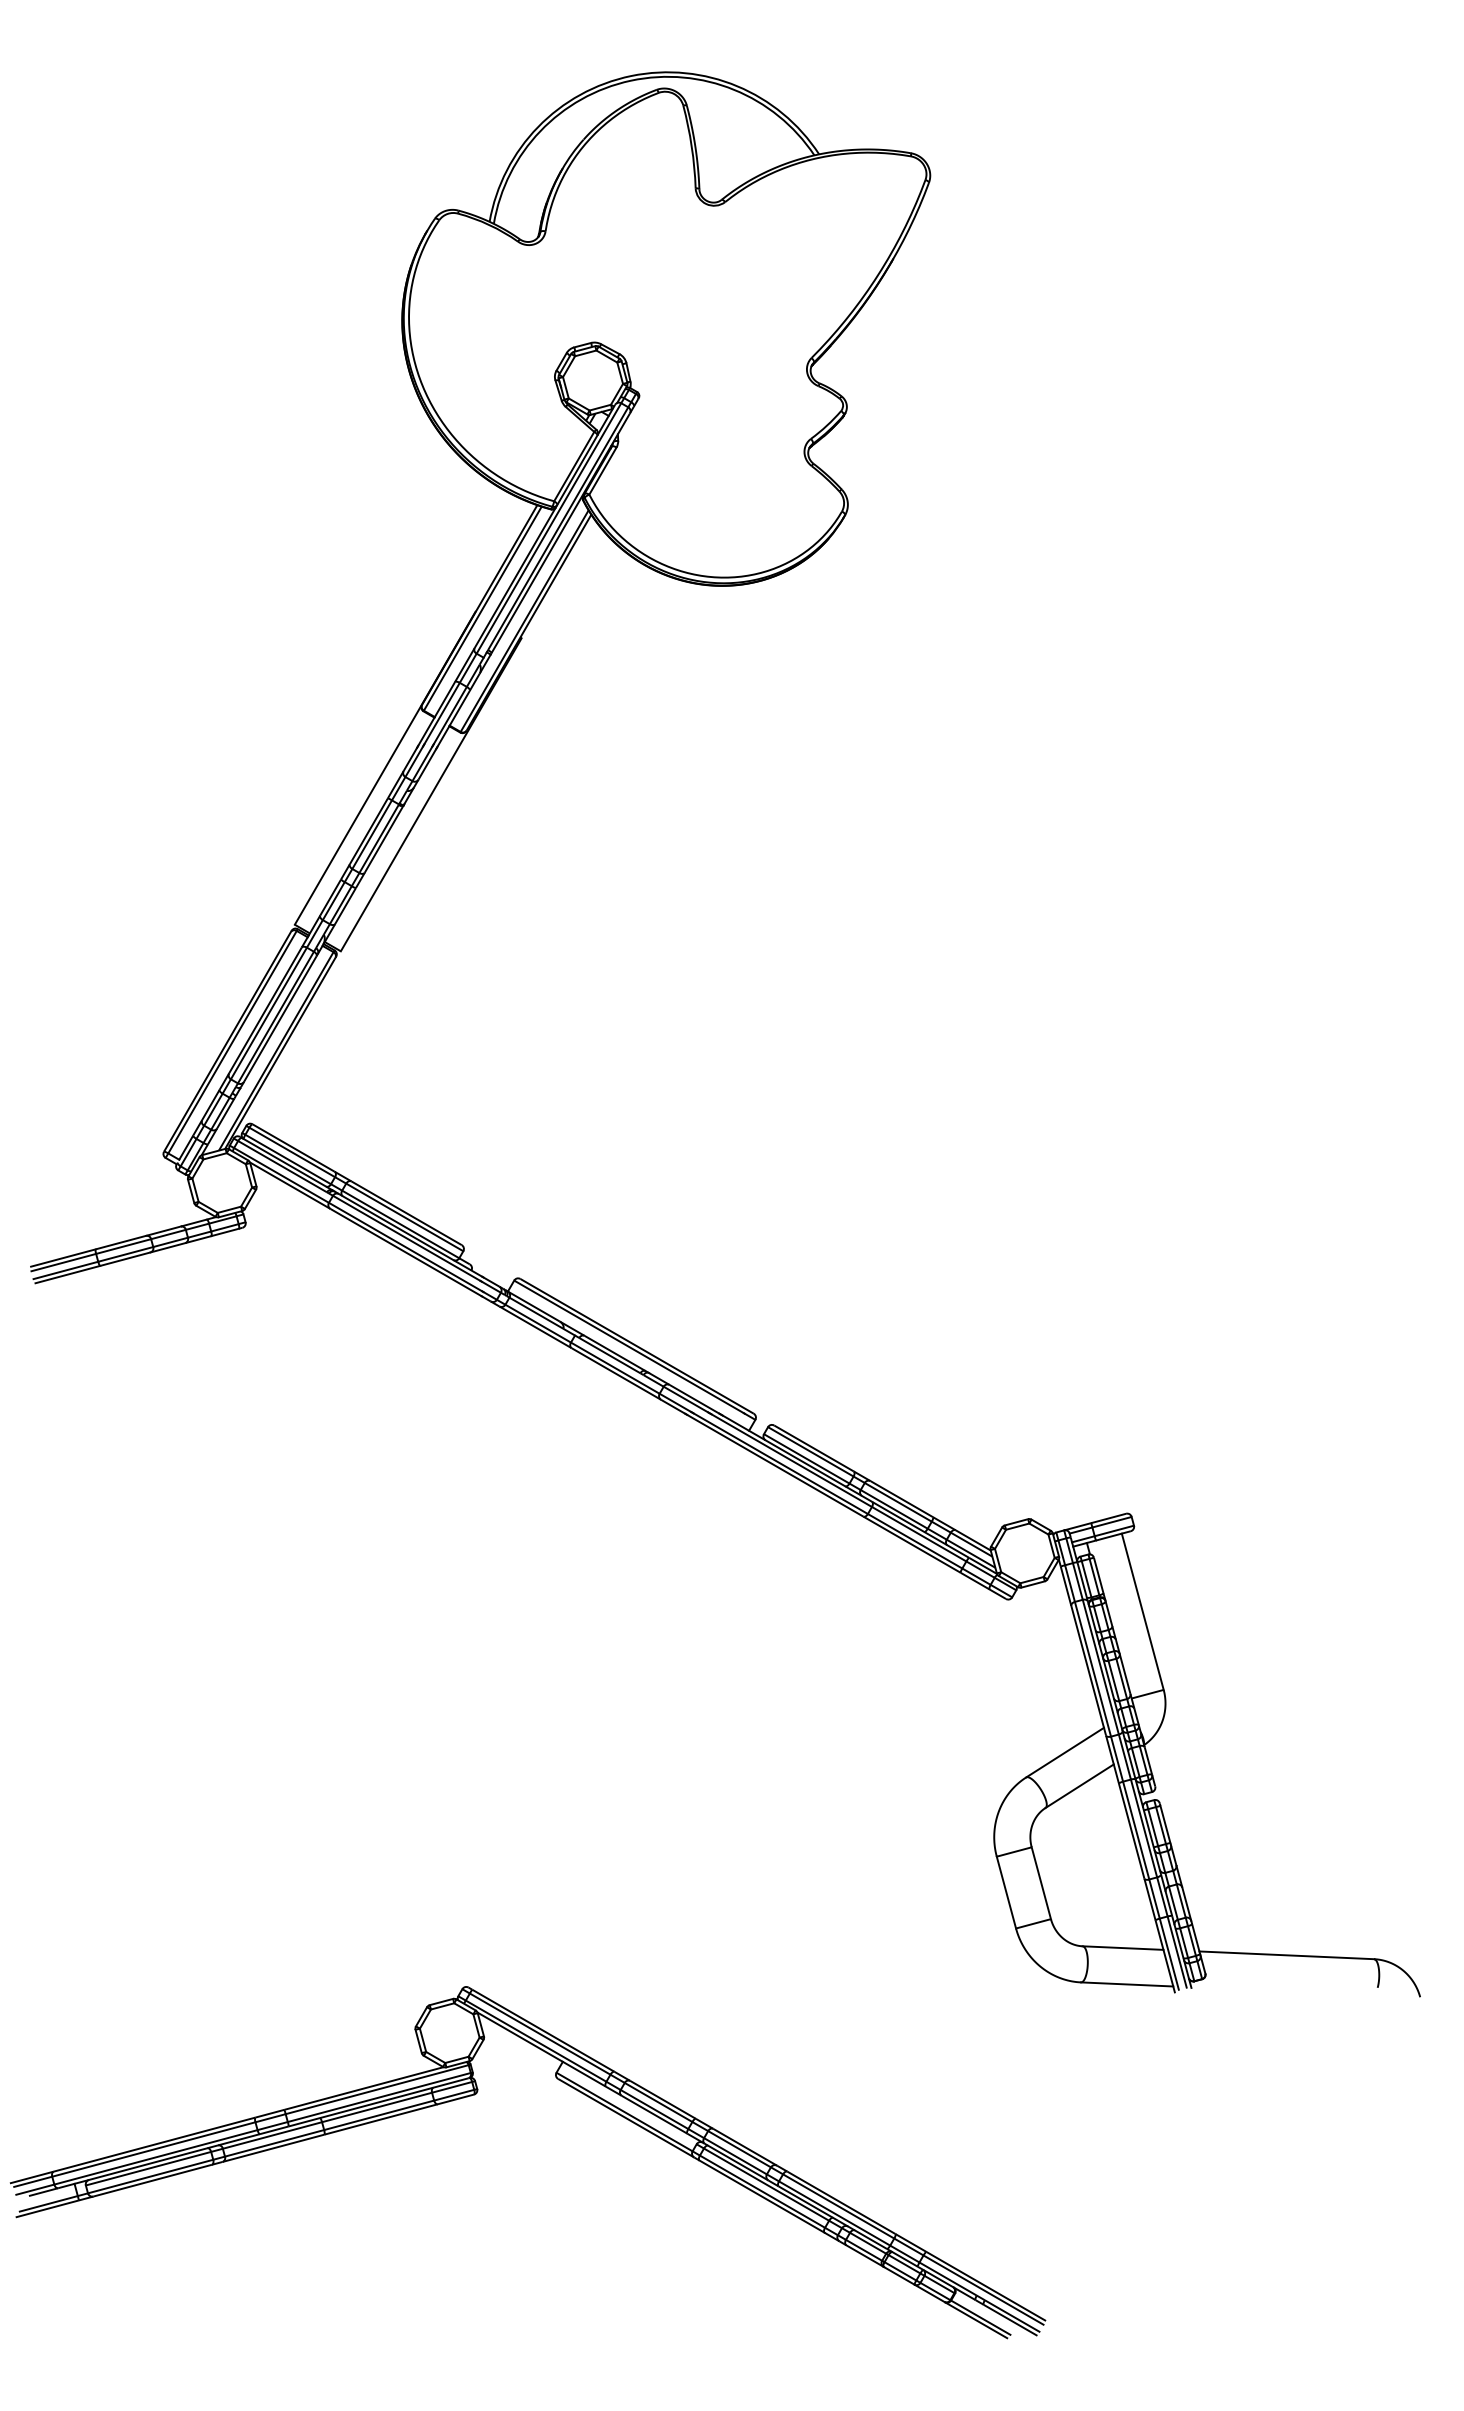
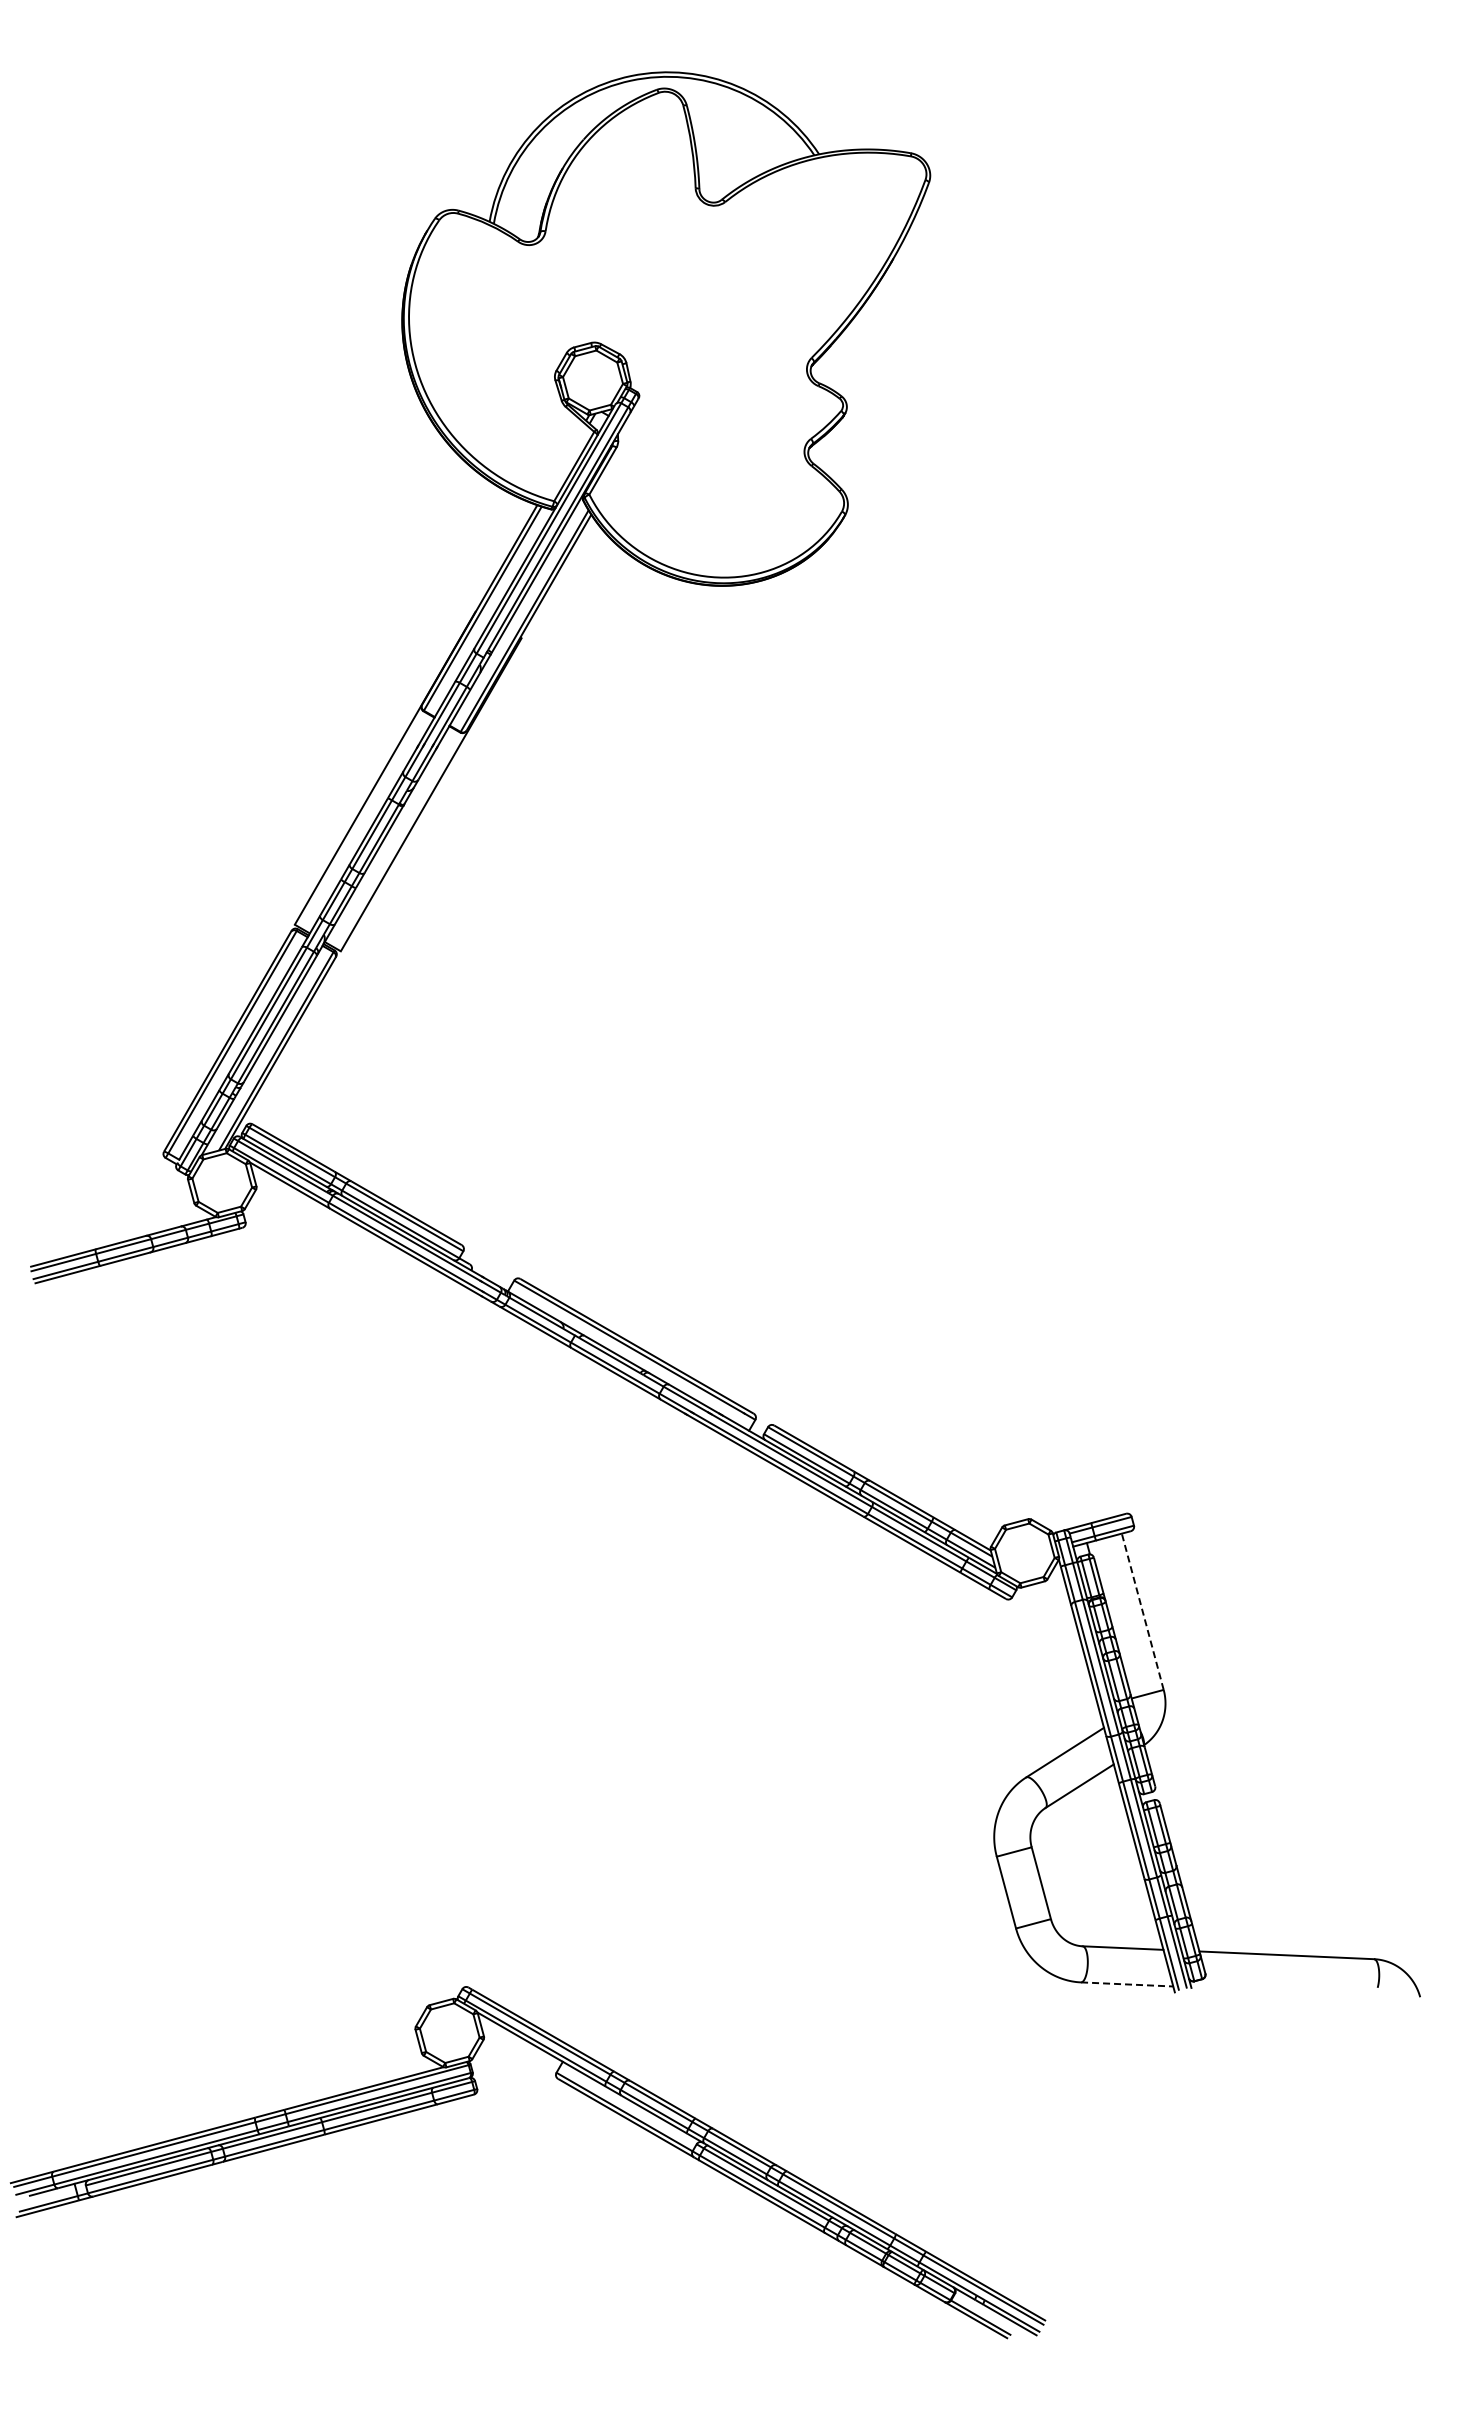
line: solid -> dashed (1142, 1611)
line: solid -> dashed (1127, 1984)
